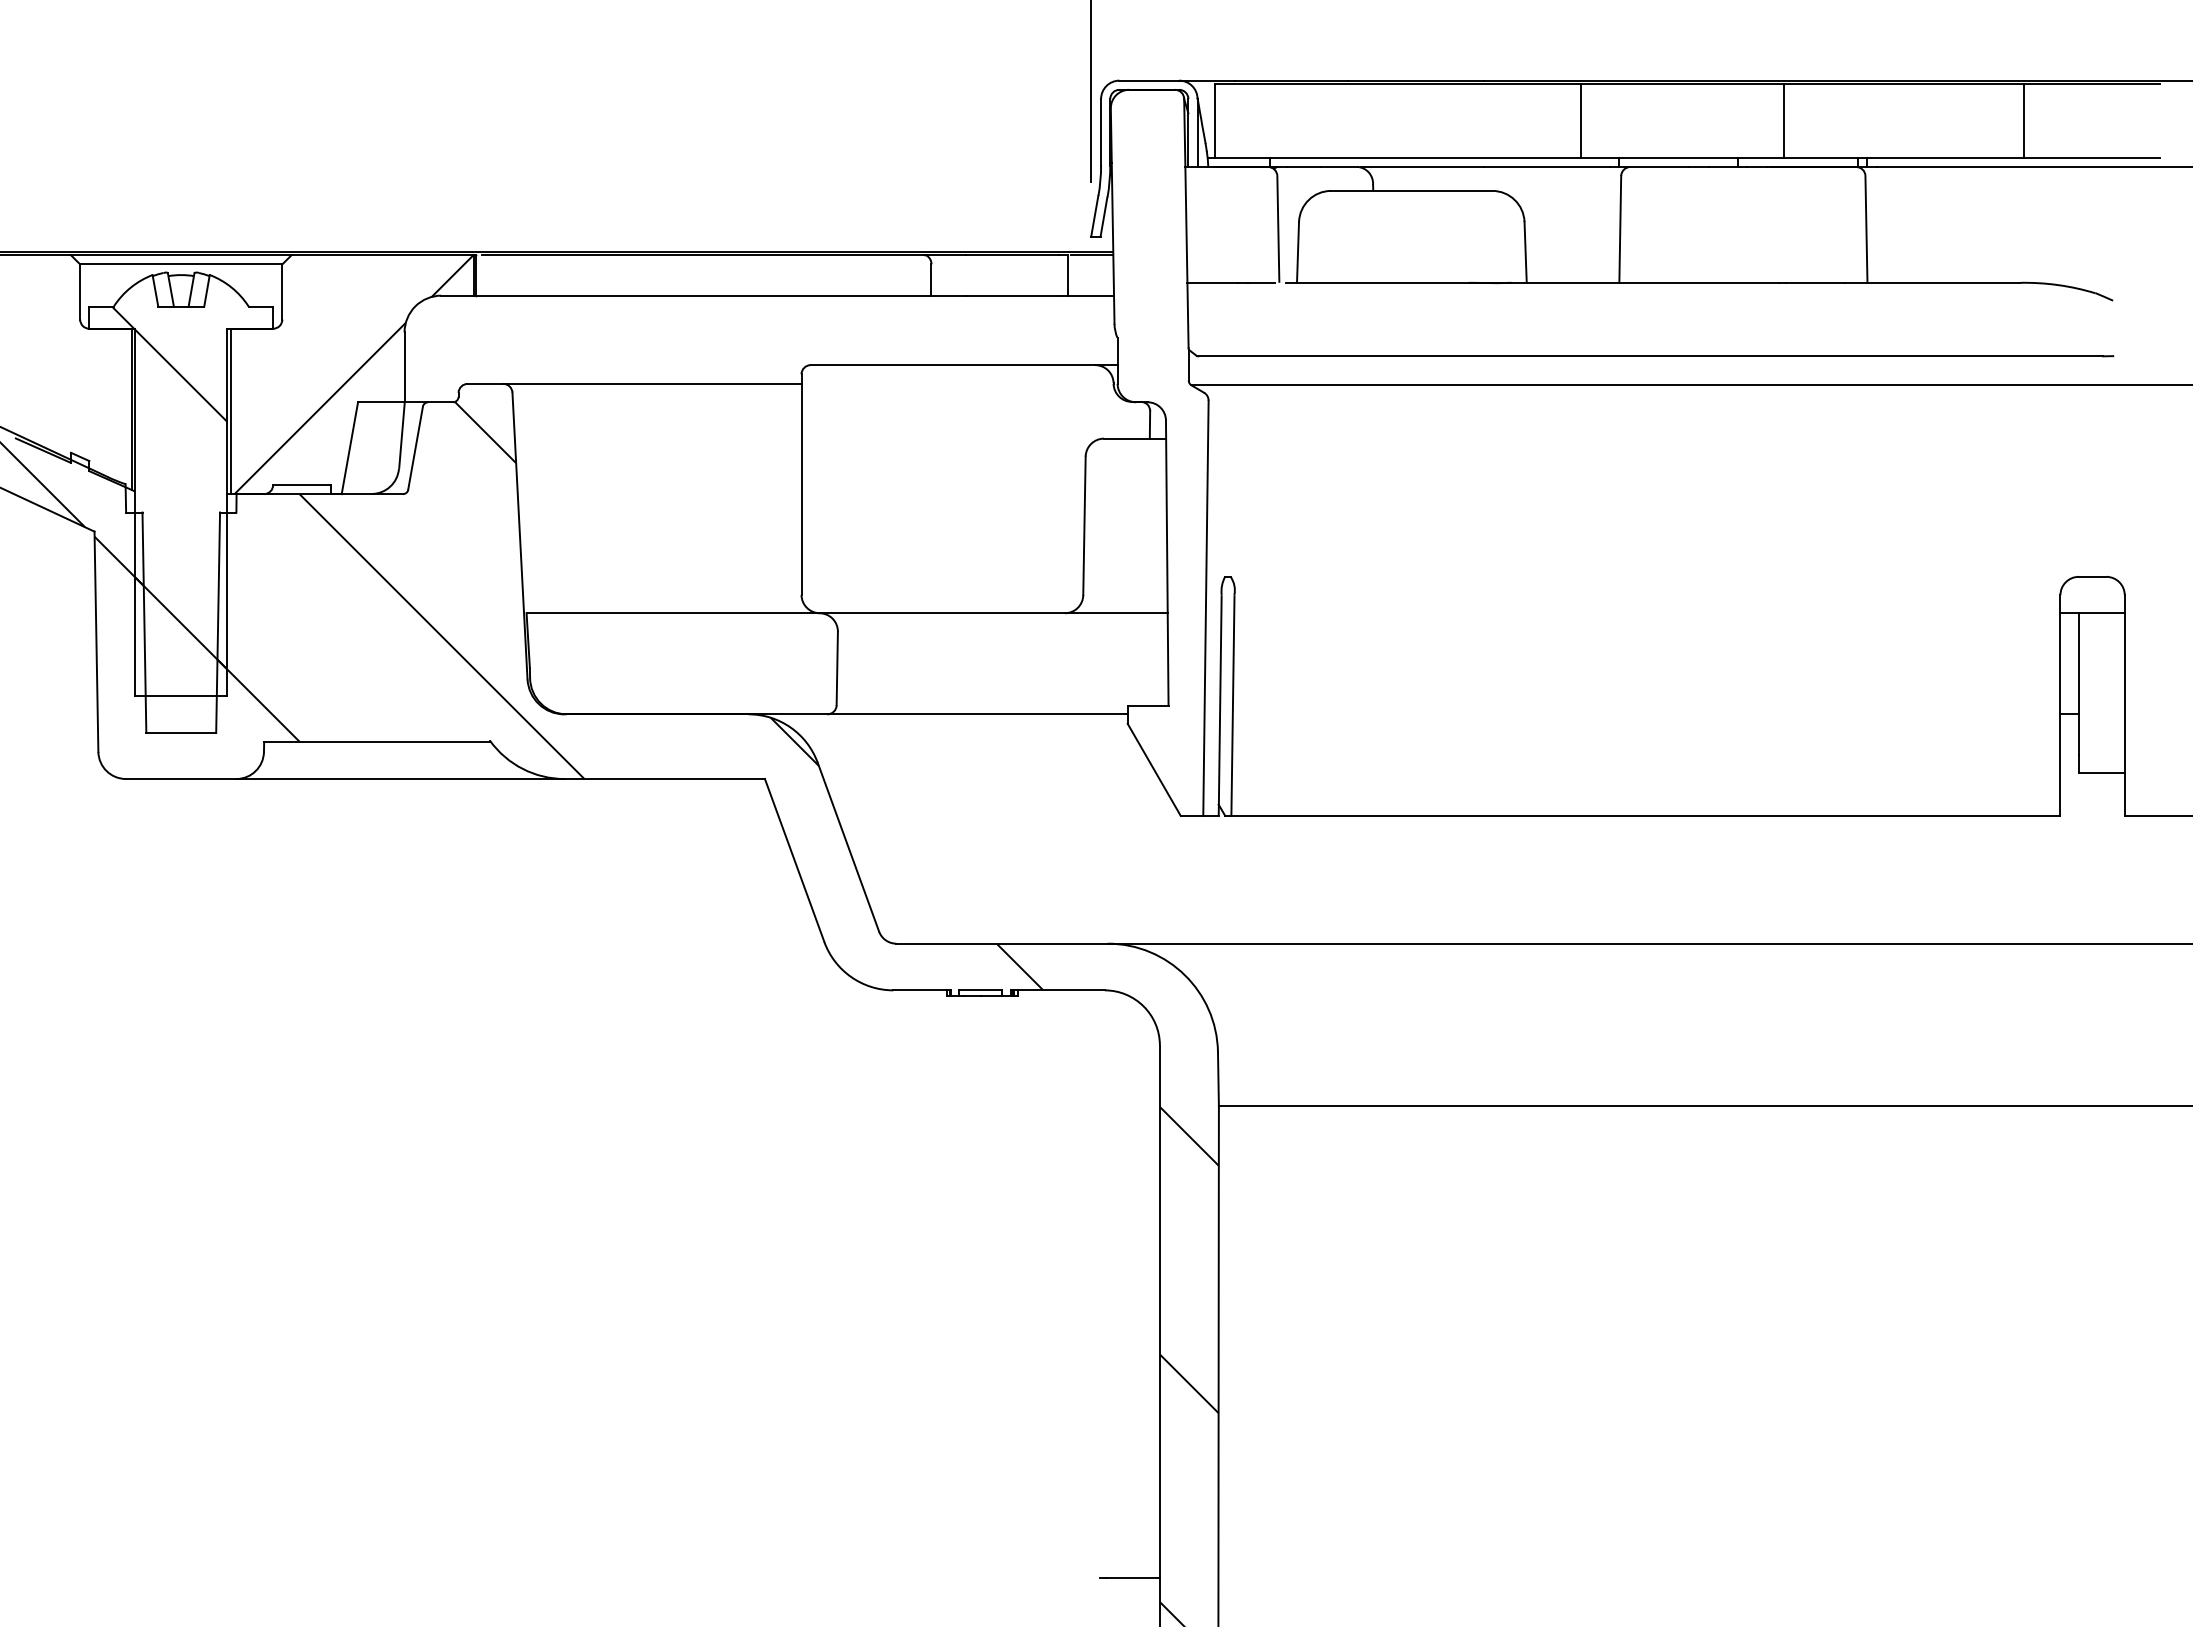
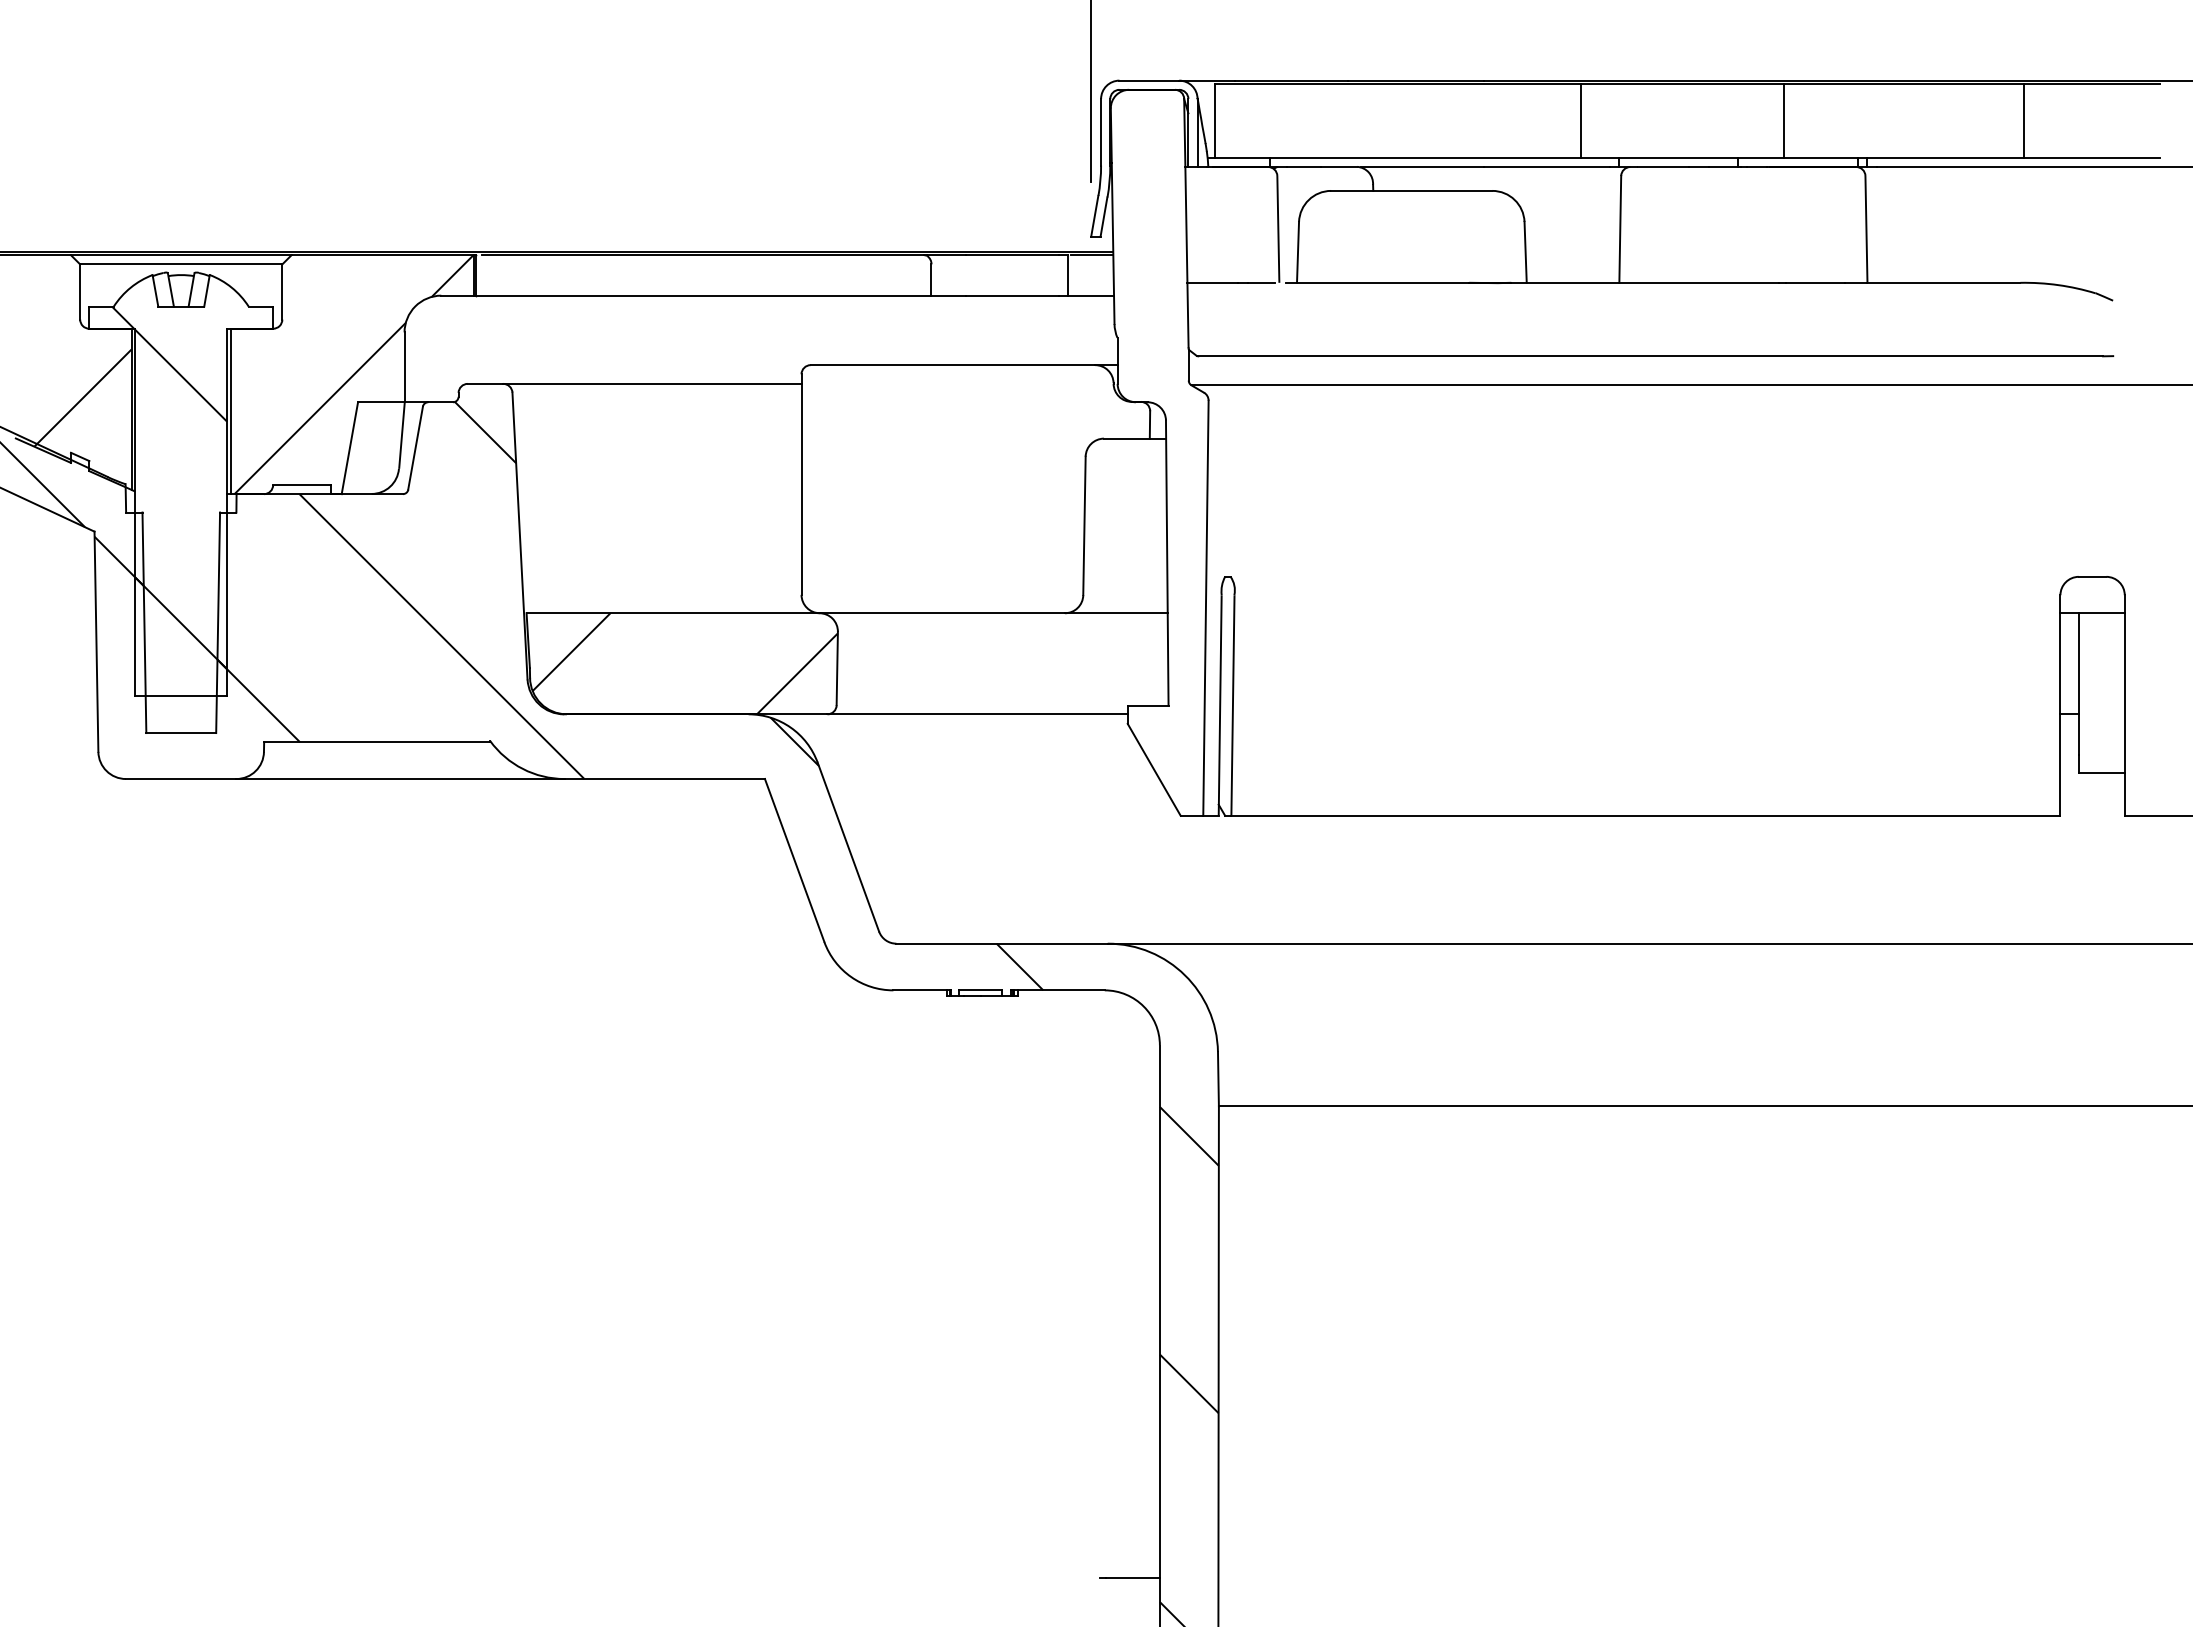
hatch: none -> present (82, 397)
hatch: none -> present (684, 663)
